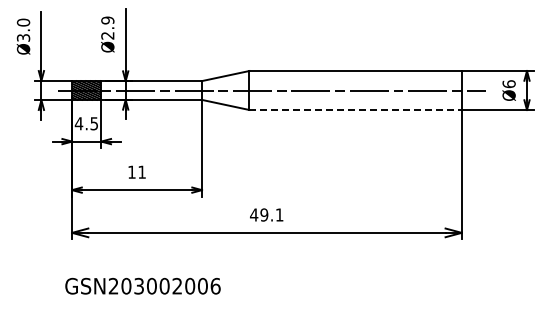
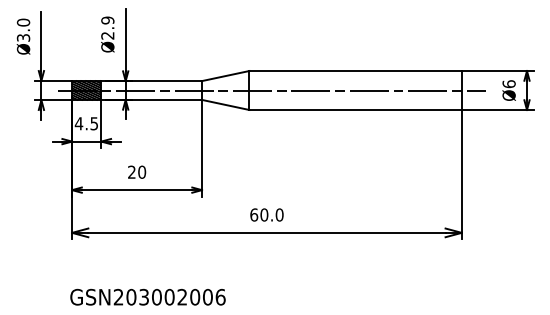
line: dashed -> solid (356, 109)
text: 11 -> 20 (137, 171)
text: 49.1 -> 60.0 (266, 214)
text position: (142, 285) -> (147, 296) (147, 296)
